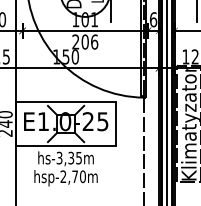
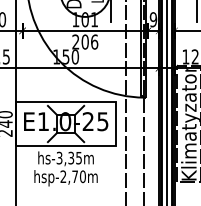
text: 6 -> 9 (153, 19)
line: none -> present (125, 102)
